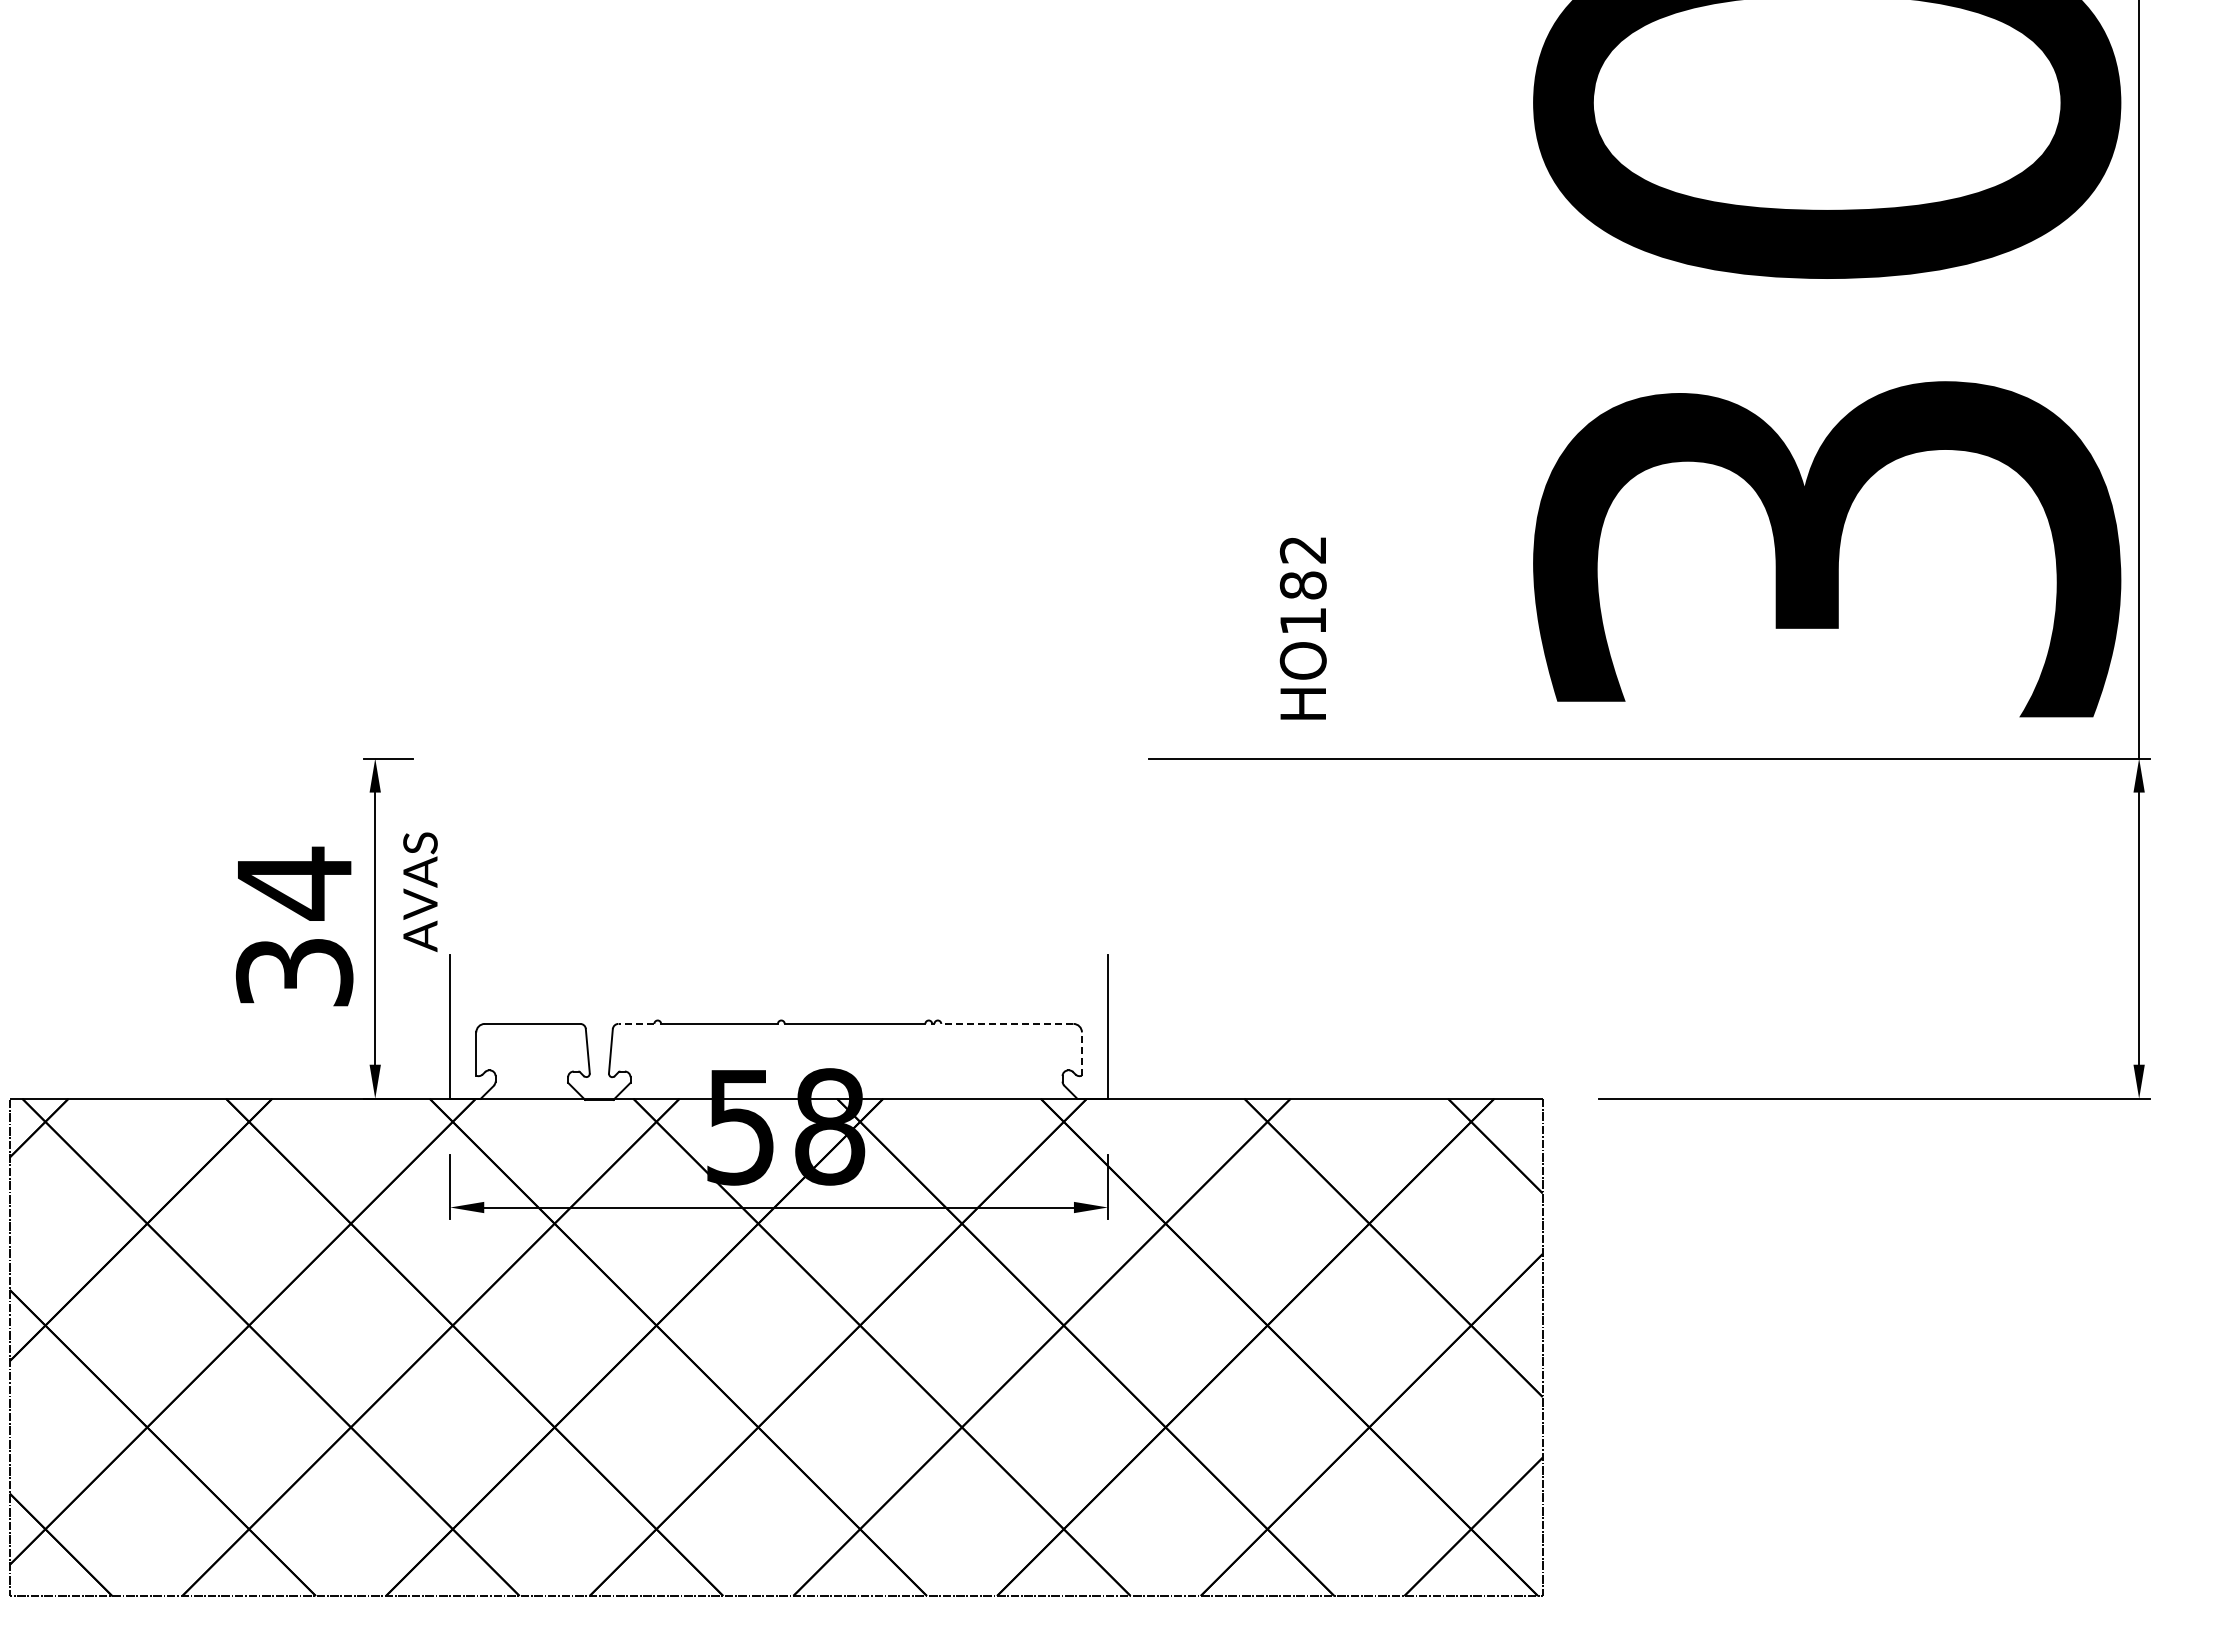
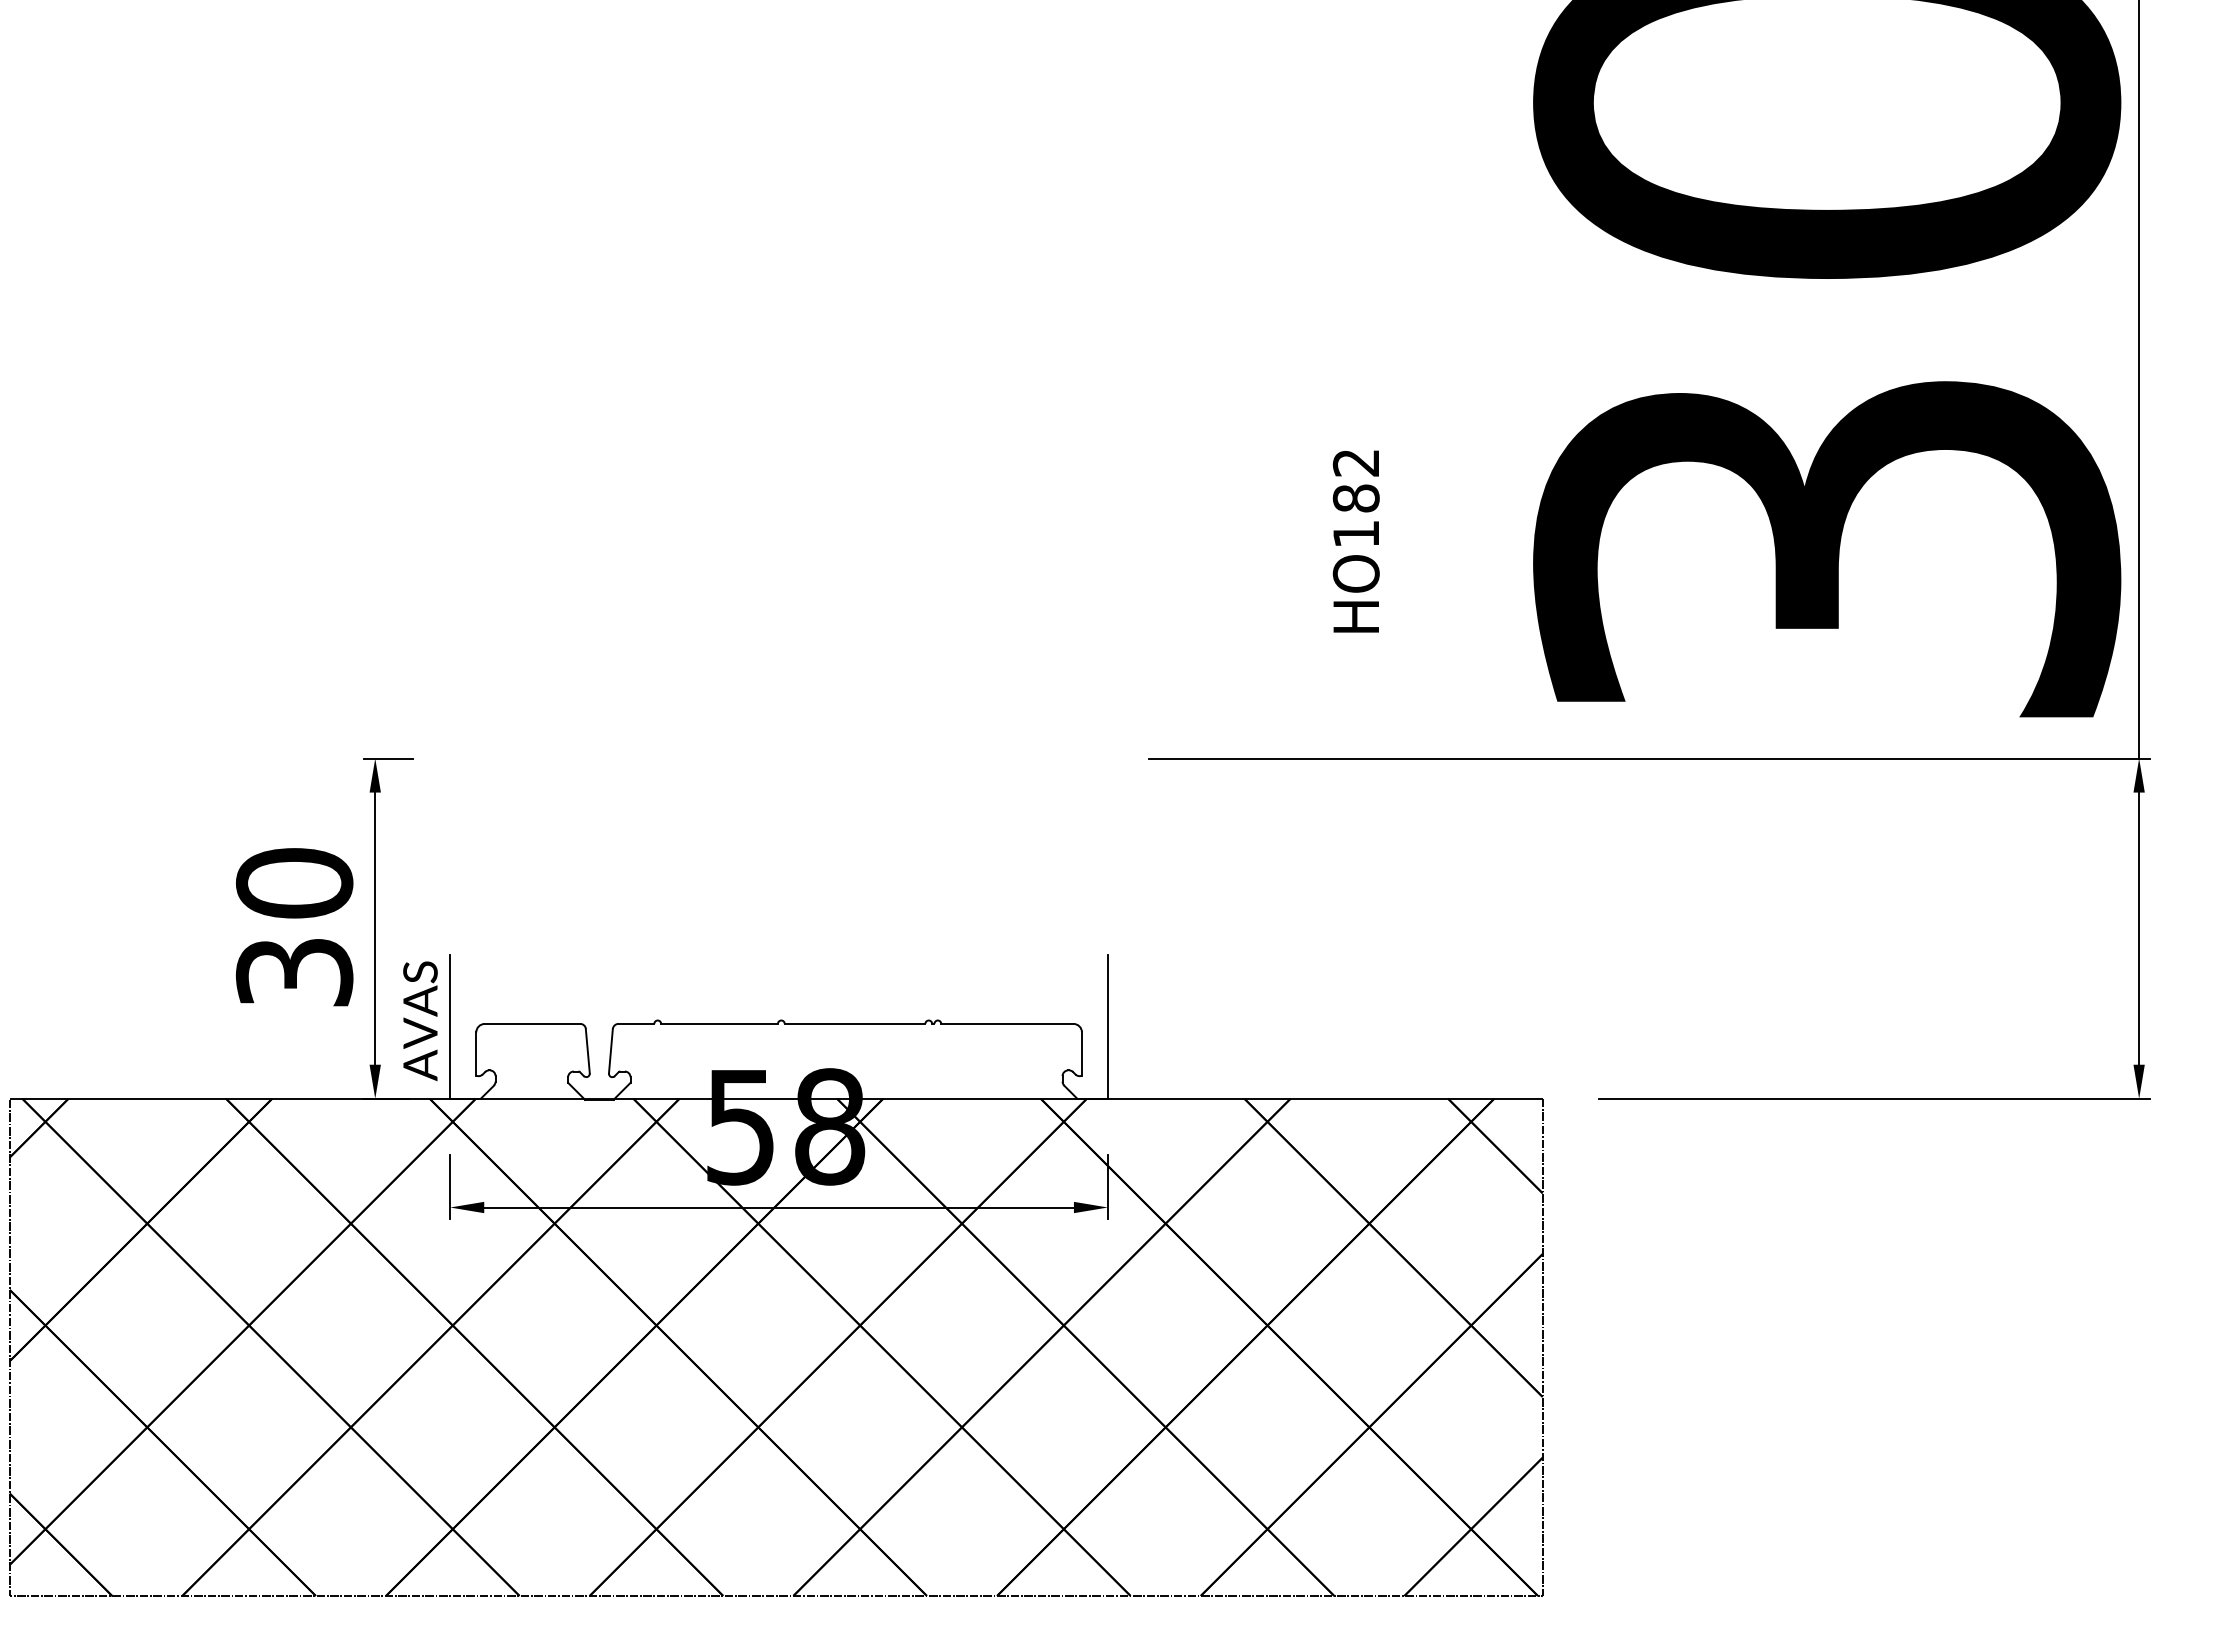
text position: (1302, 628) -> (1355, 541) (1355, 541)
text: 34 -> 30 (294, 883)
text position: (420, 892) -> (420, 1021) (420, 1021)
line: dashed -> solid (636, 1023)
line: dashed -> solid (1006, 1023)
line: dashed -> solid (1081, 1054)
